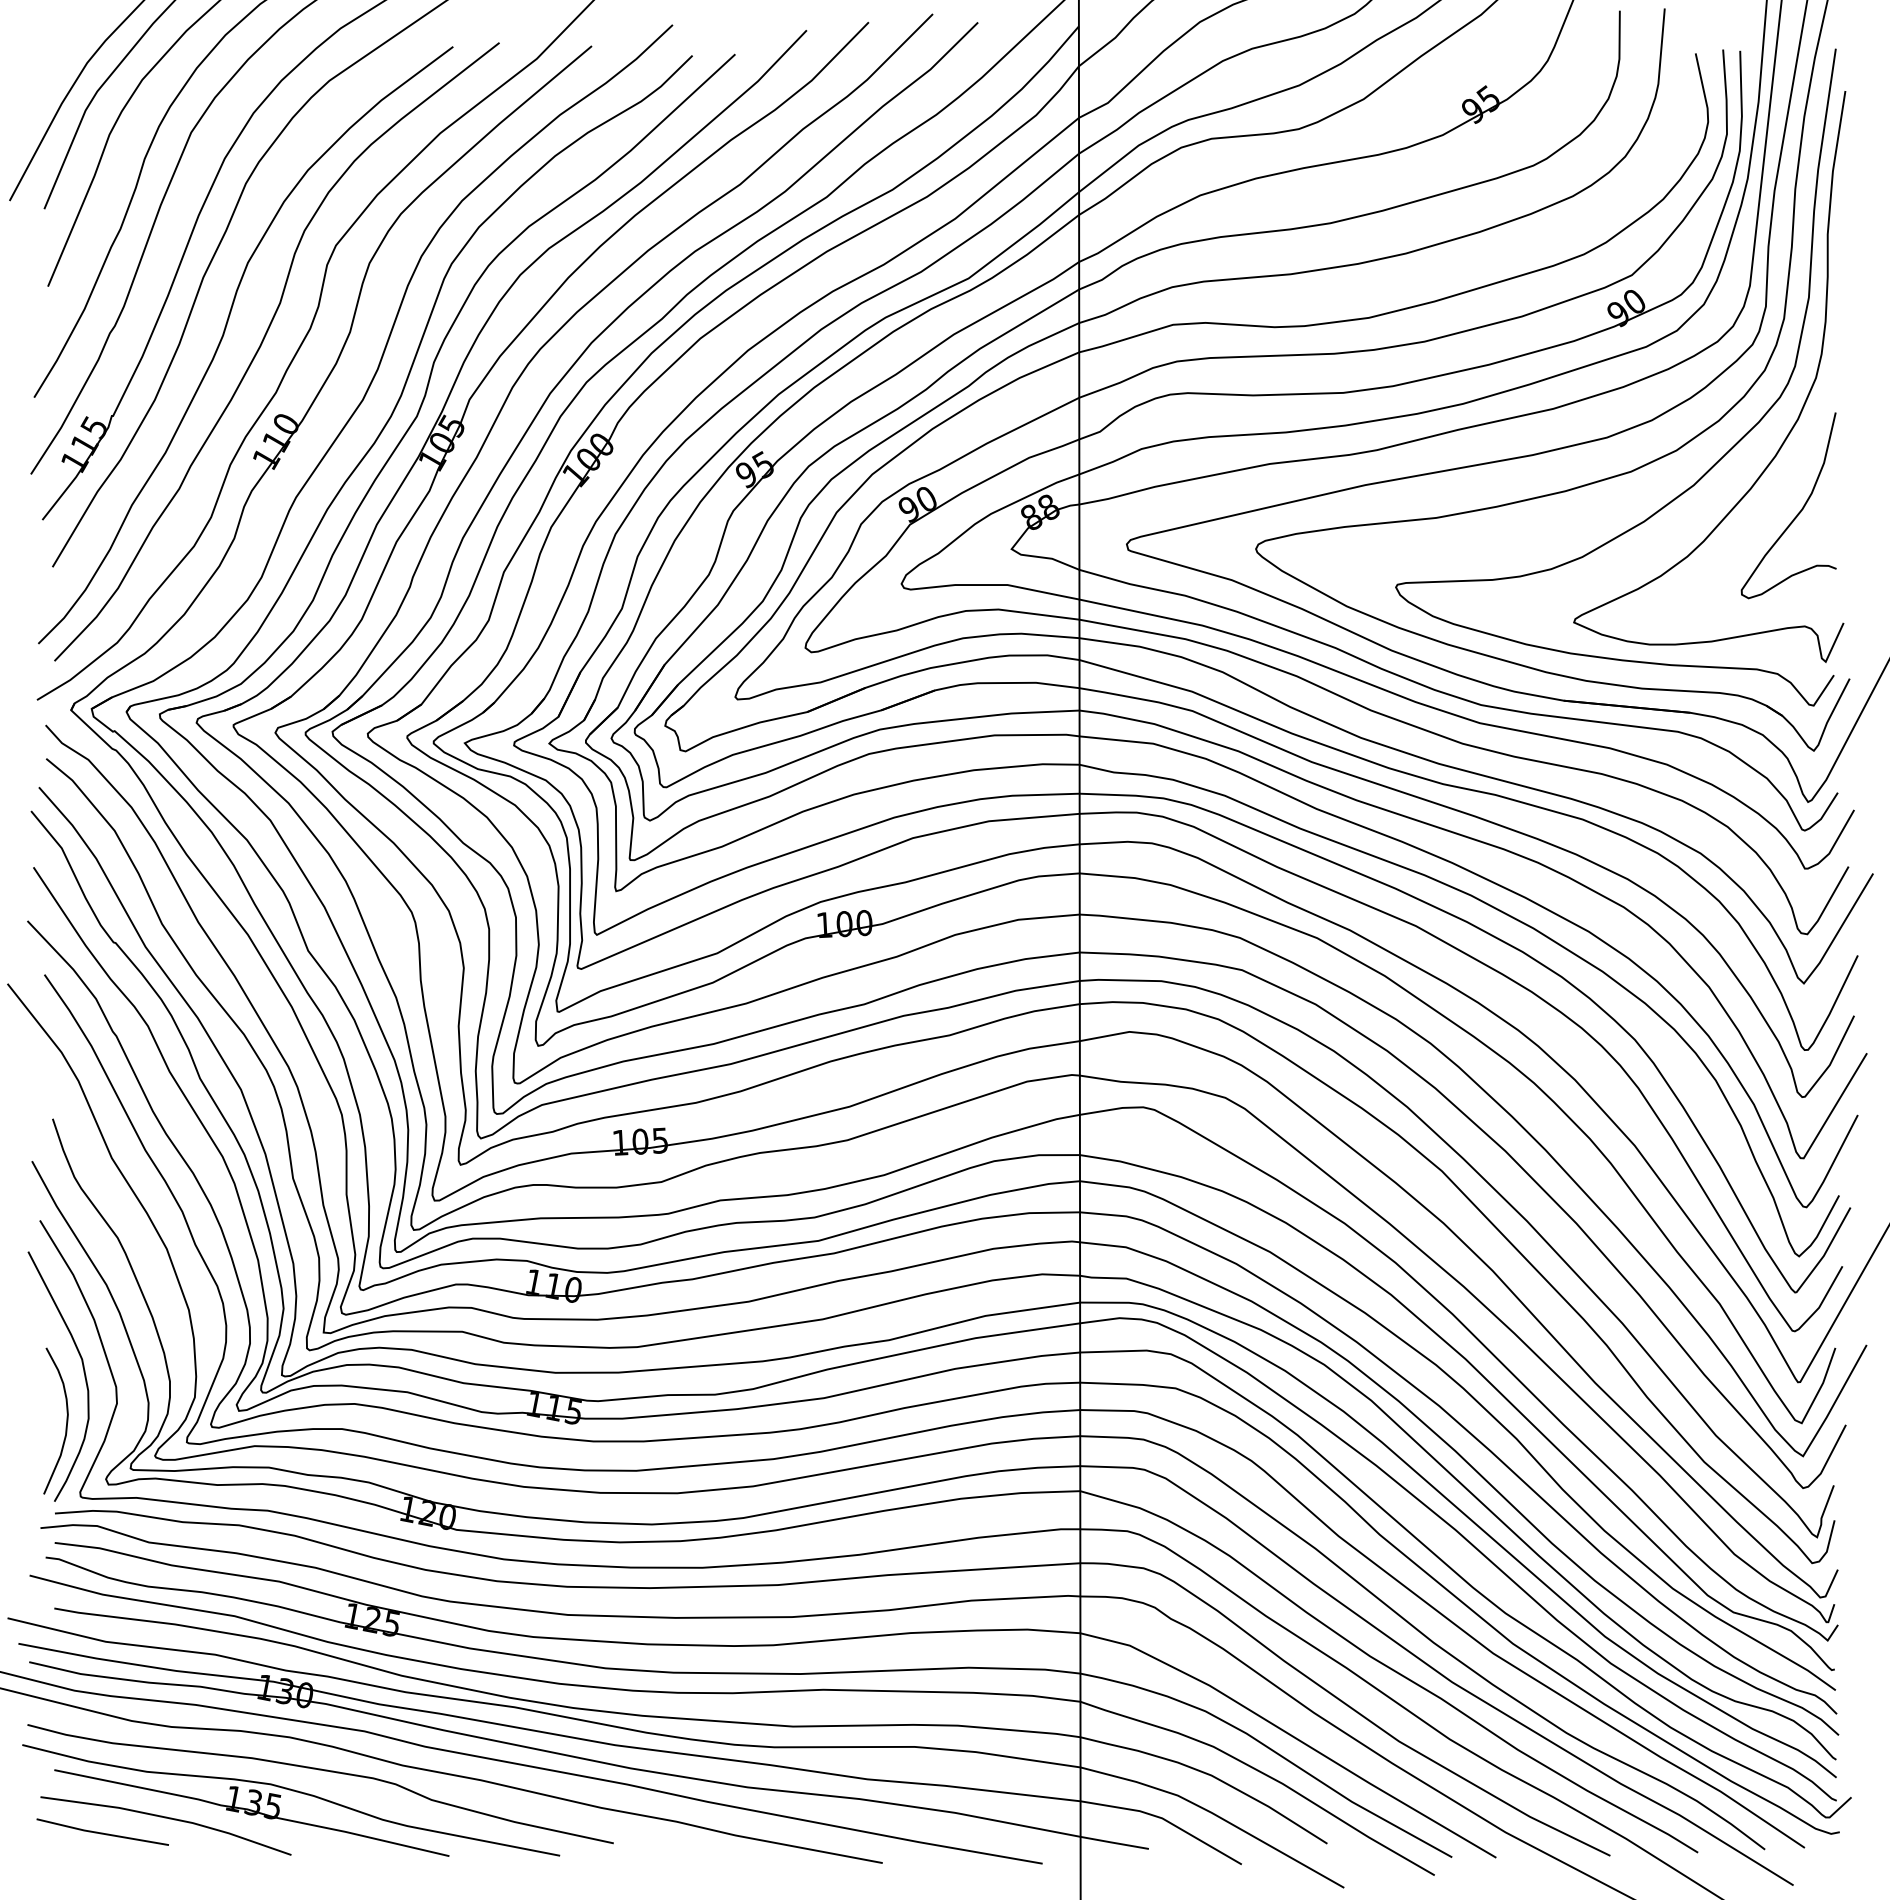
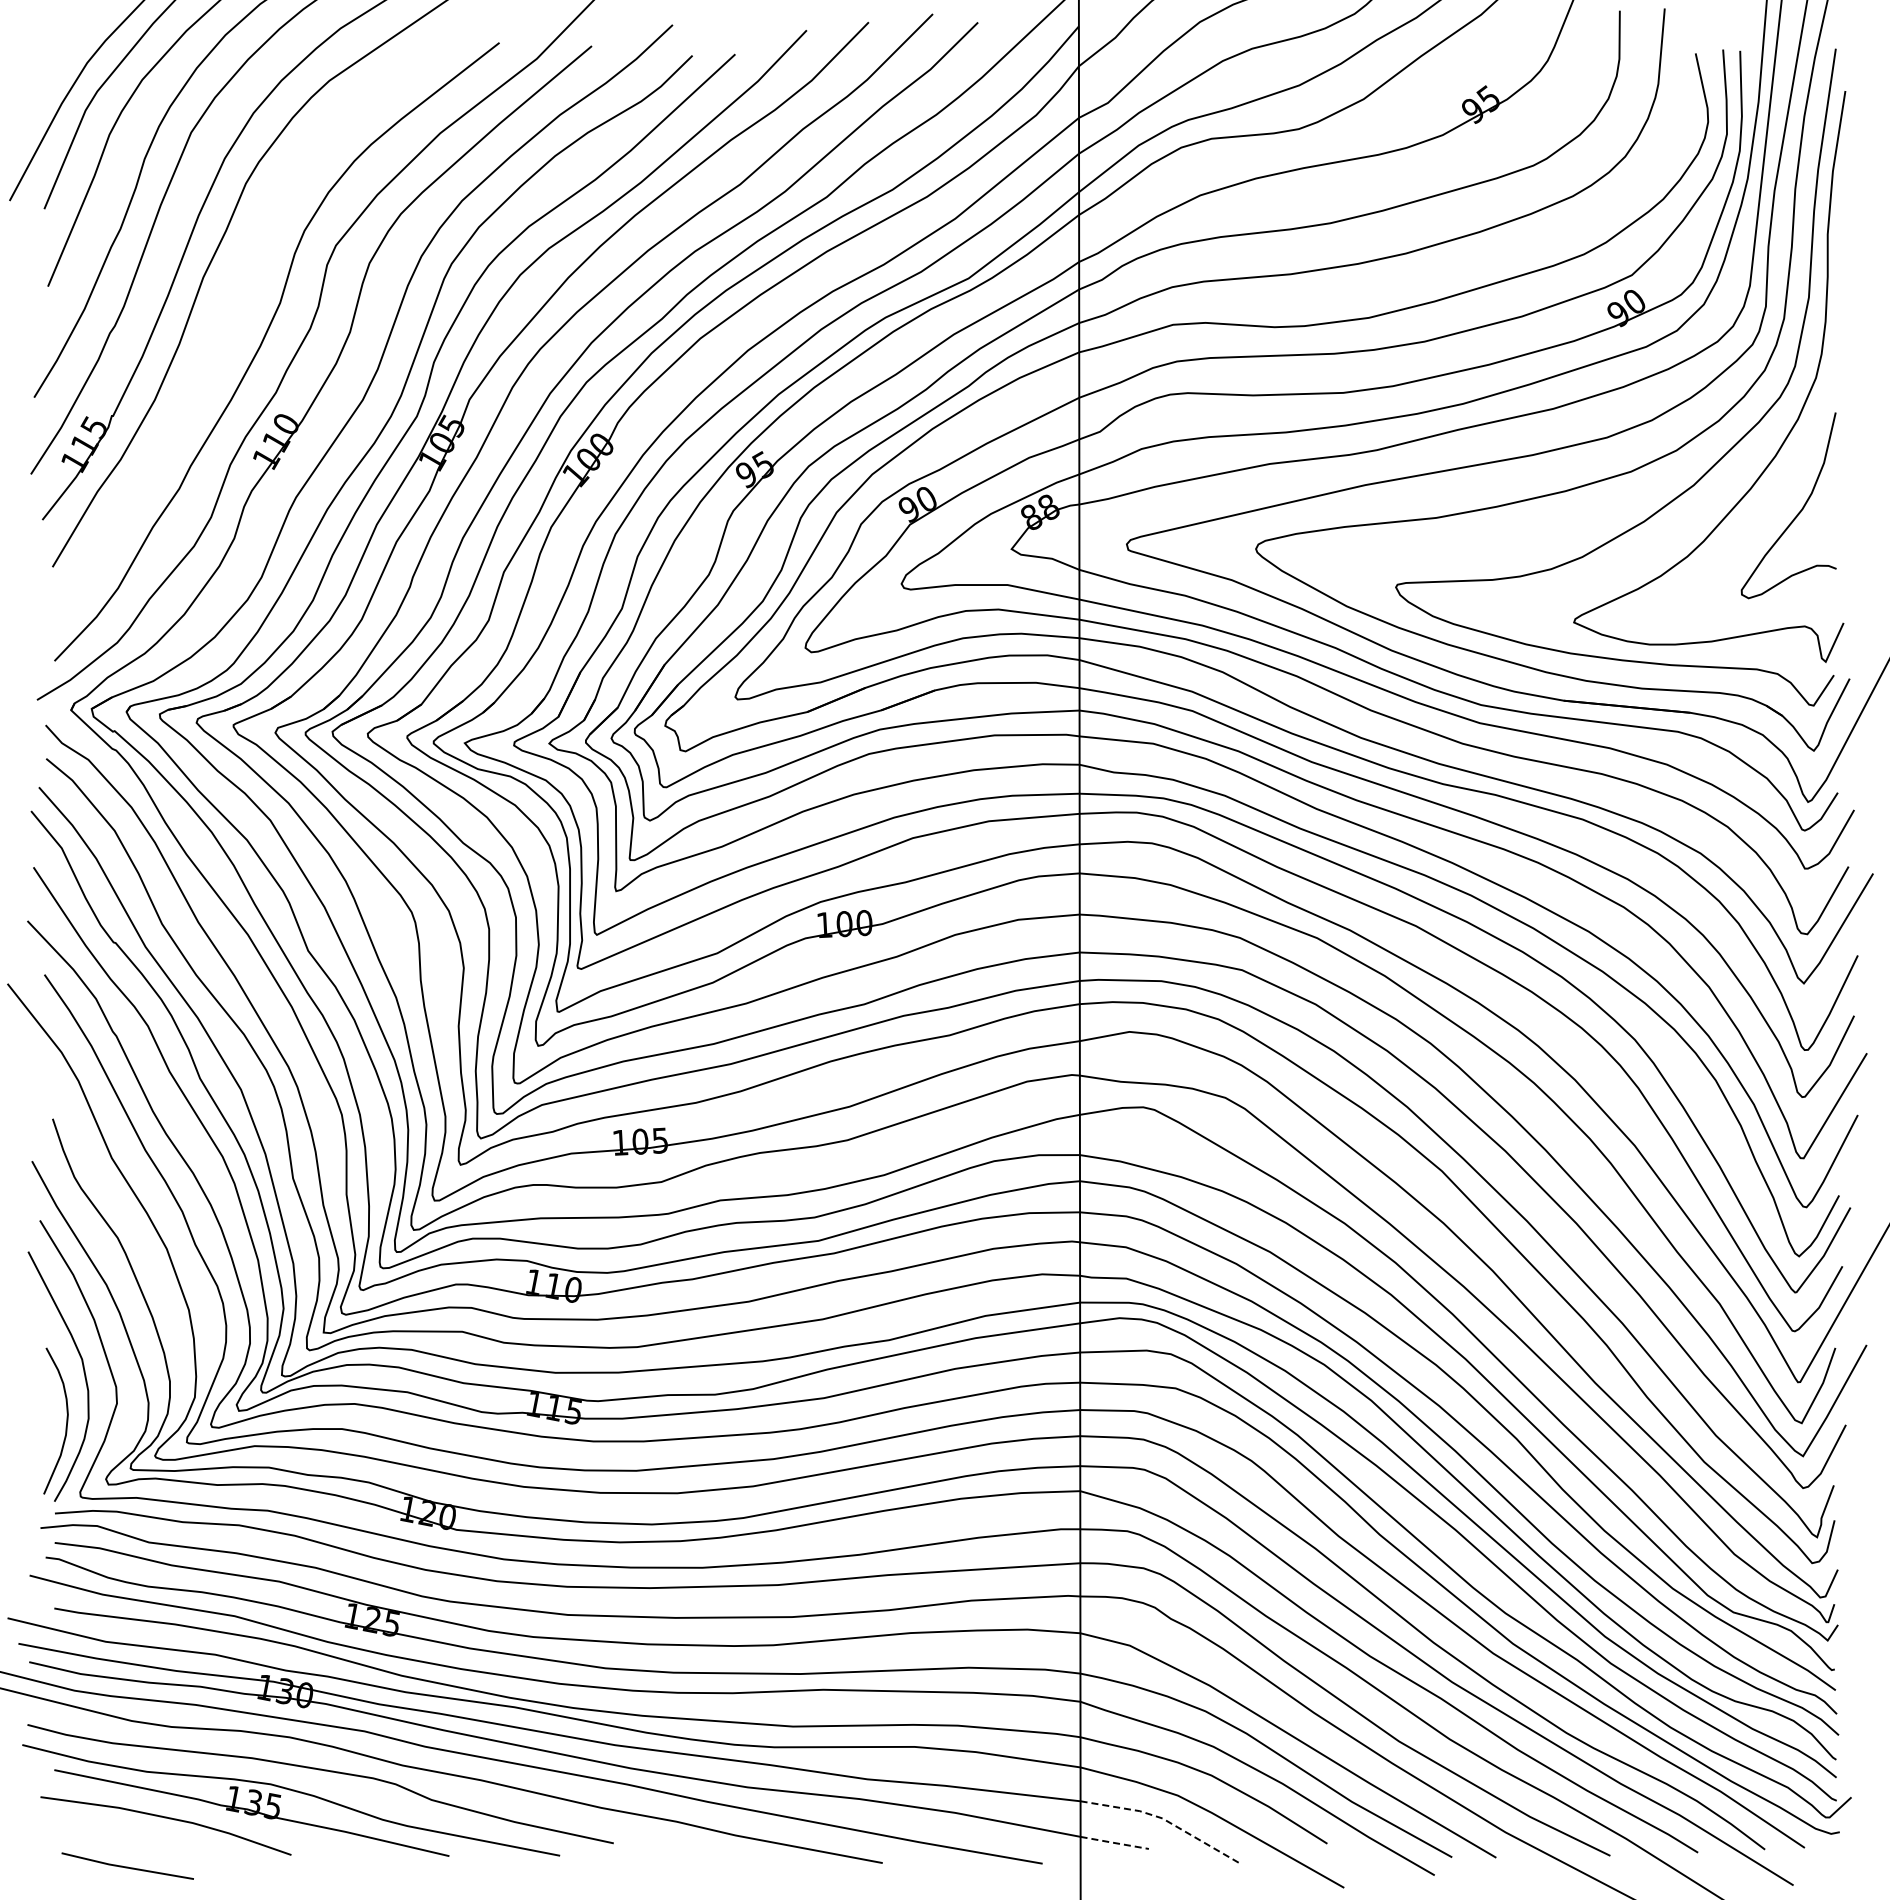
curve: present -> none (223, 337)
line: solid -> dashed (1164, 1819)
line position: (102, 1832) -> (127, 1866) (127, 1866)
line: solid -> dashed (1114, 1843)
